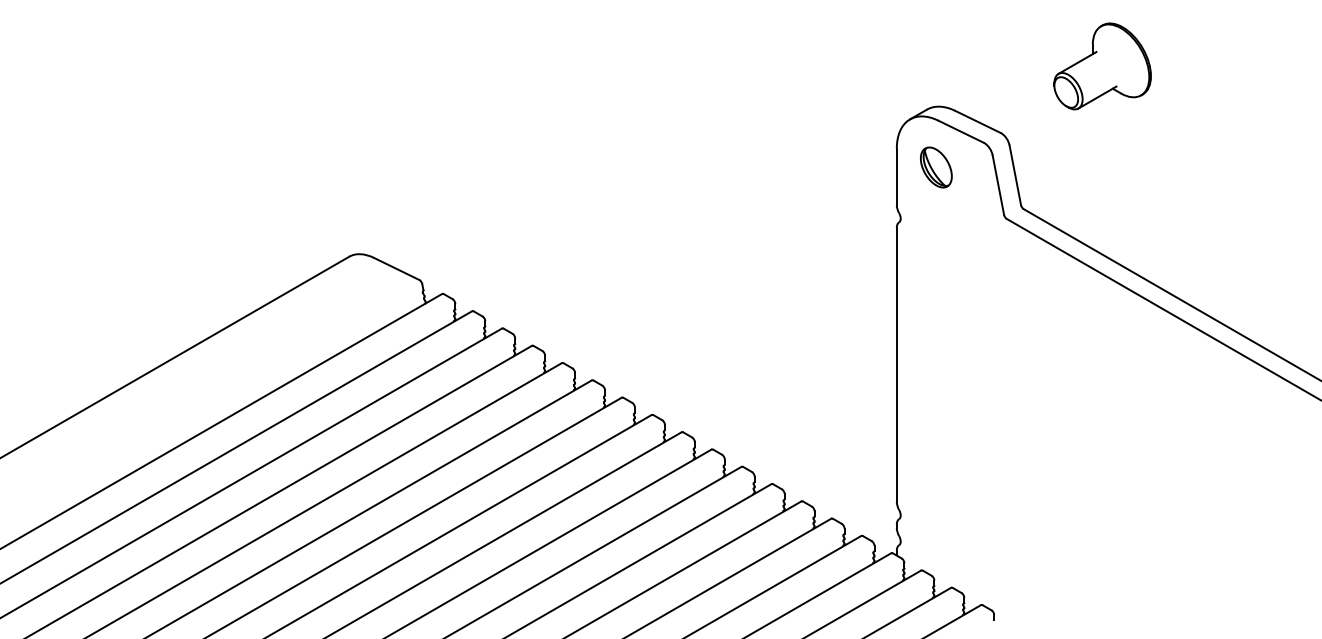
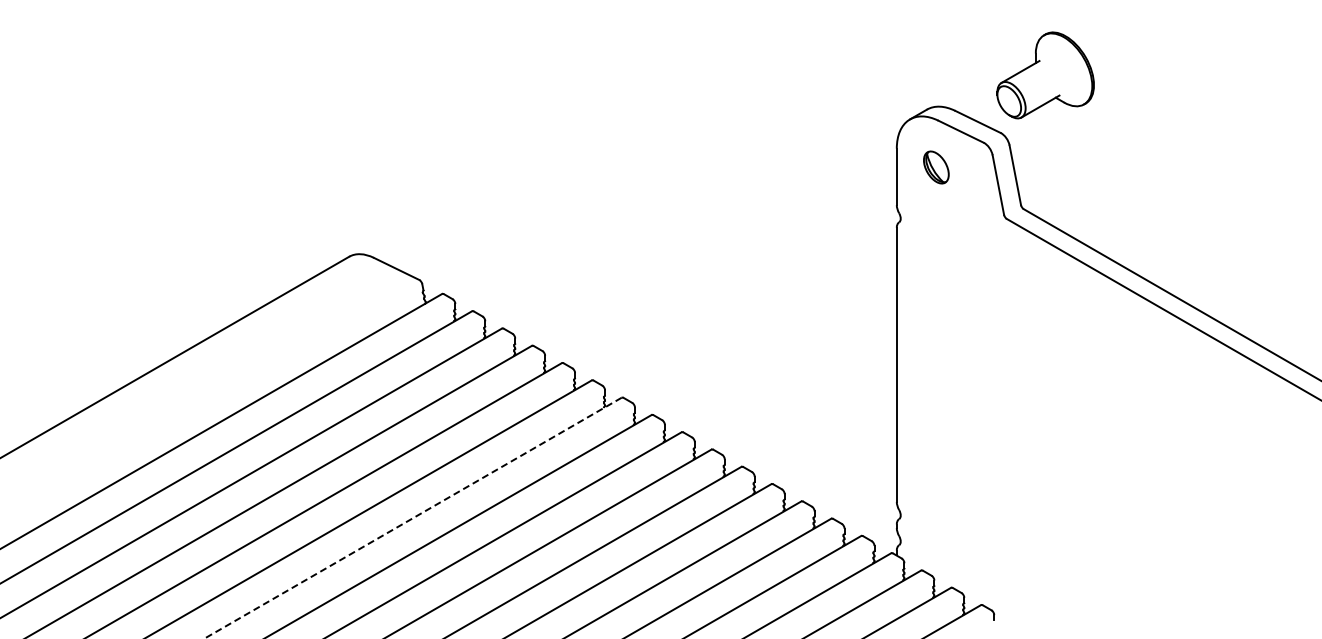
part position: (1102, 66) -> (1045, 75) (1045, 75)
part size: 33x43 px -> 27x35 px (936, 167)
line: solid -> dashed (413, 518)
